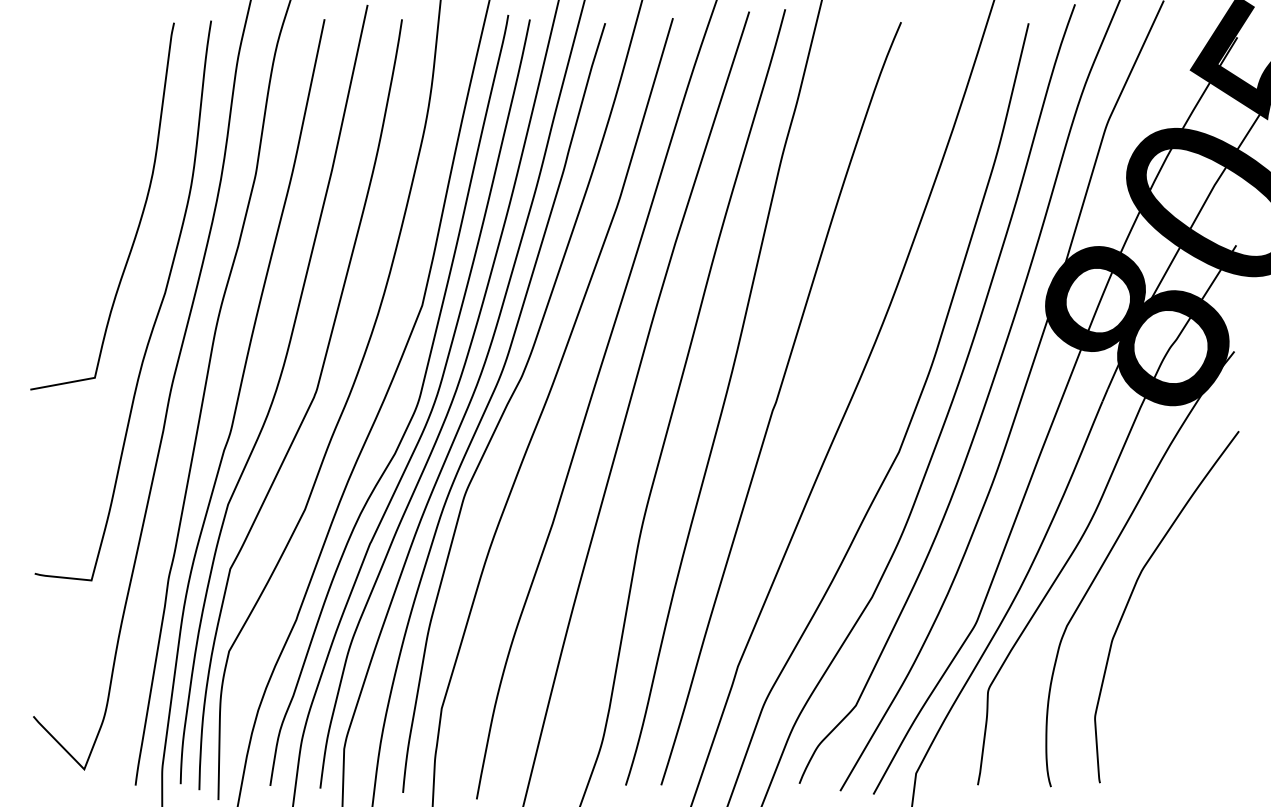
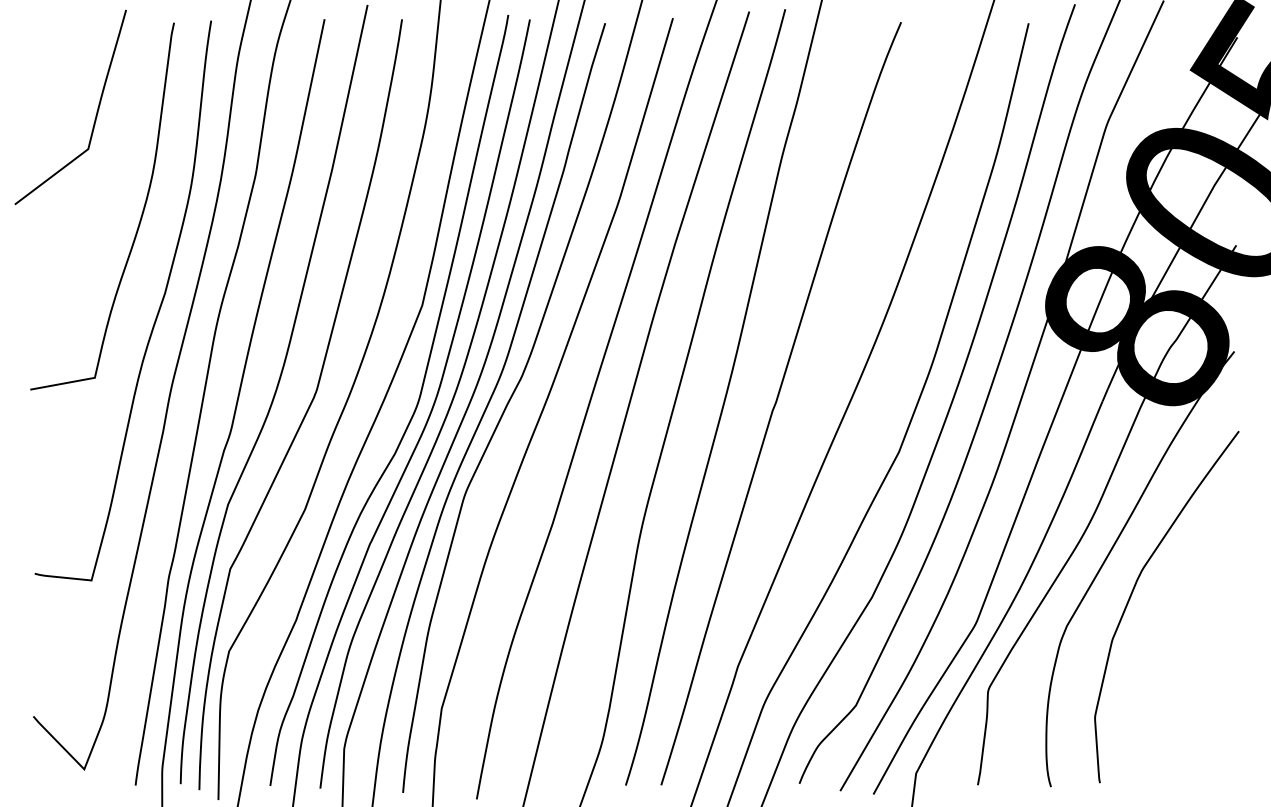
curve: none -> present (95, 115)
